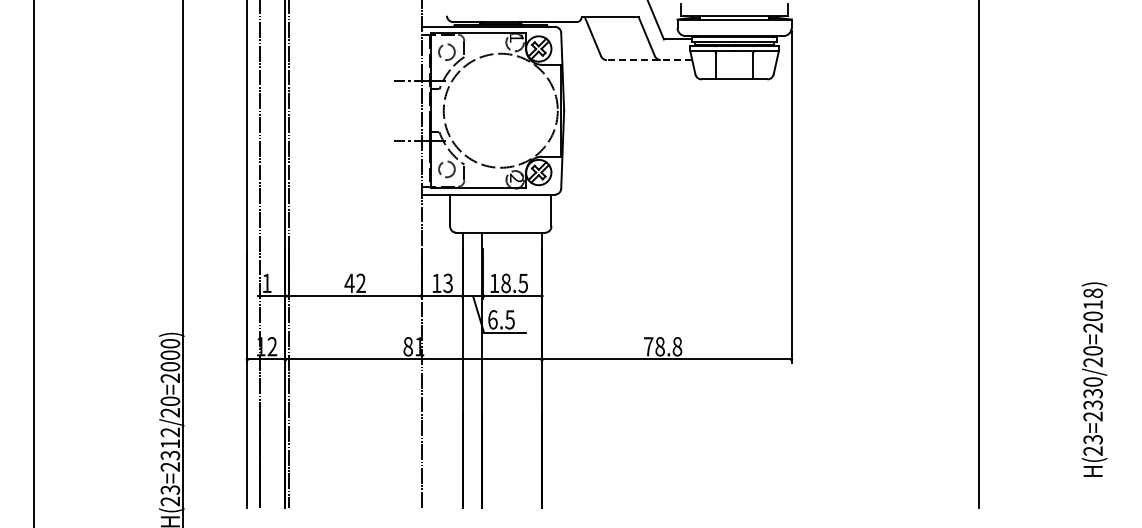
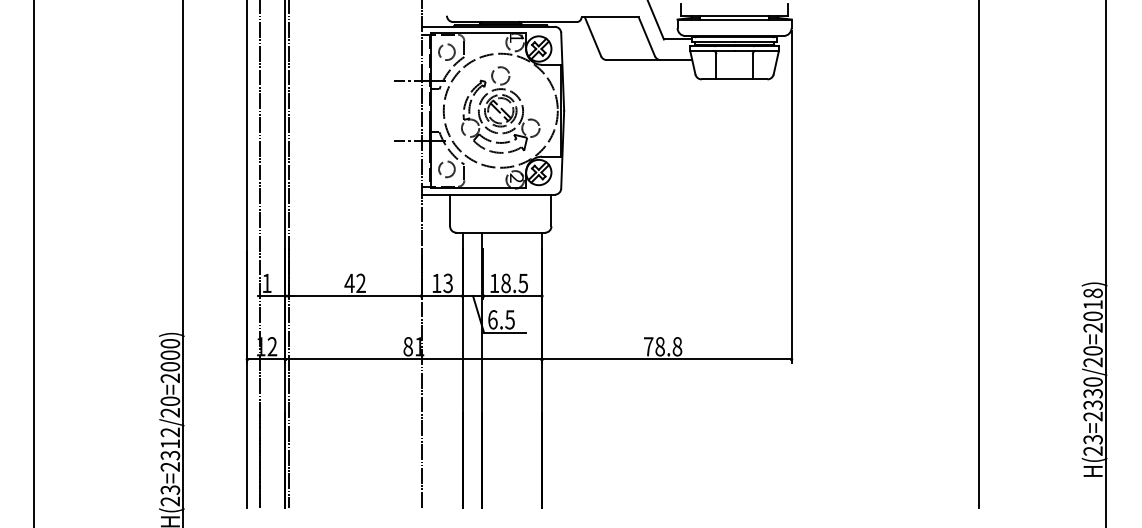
line: dashed -> solid (649, 60)
part: none -> present (500, 109)
line: none -> present (1105, 263)
